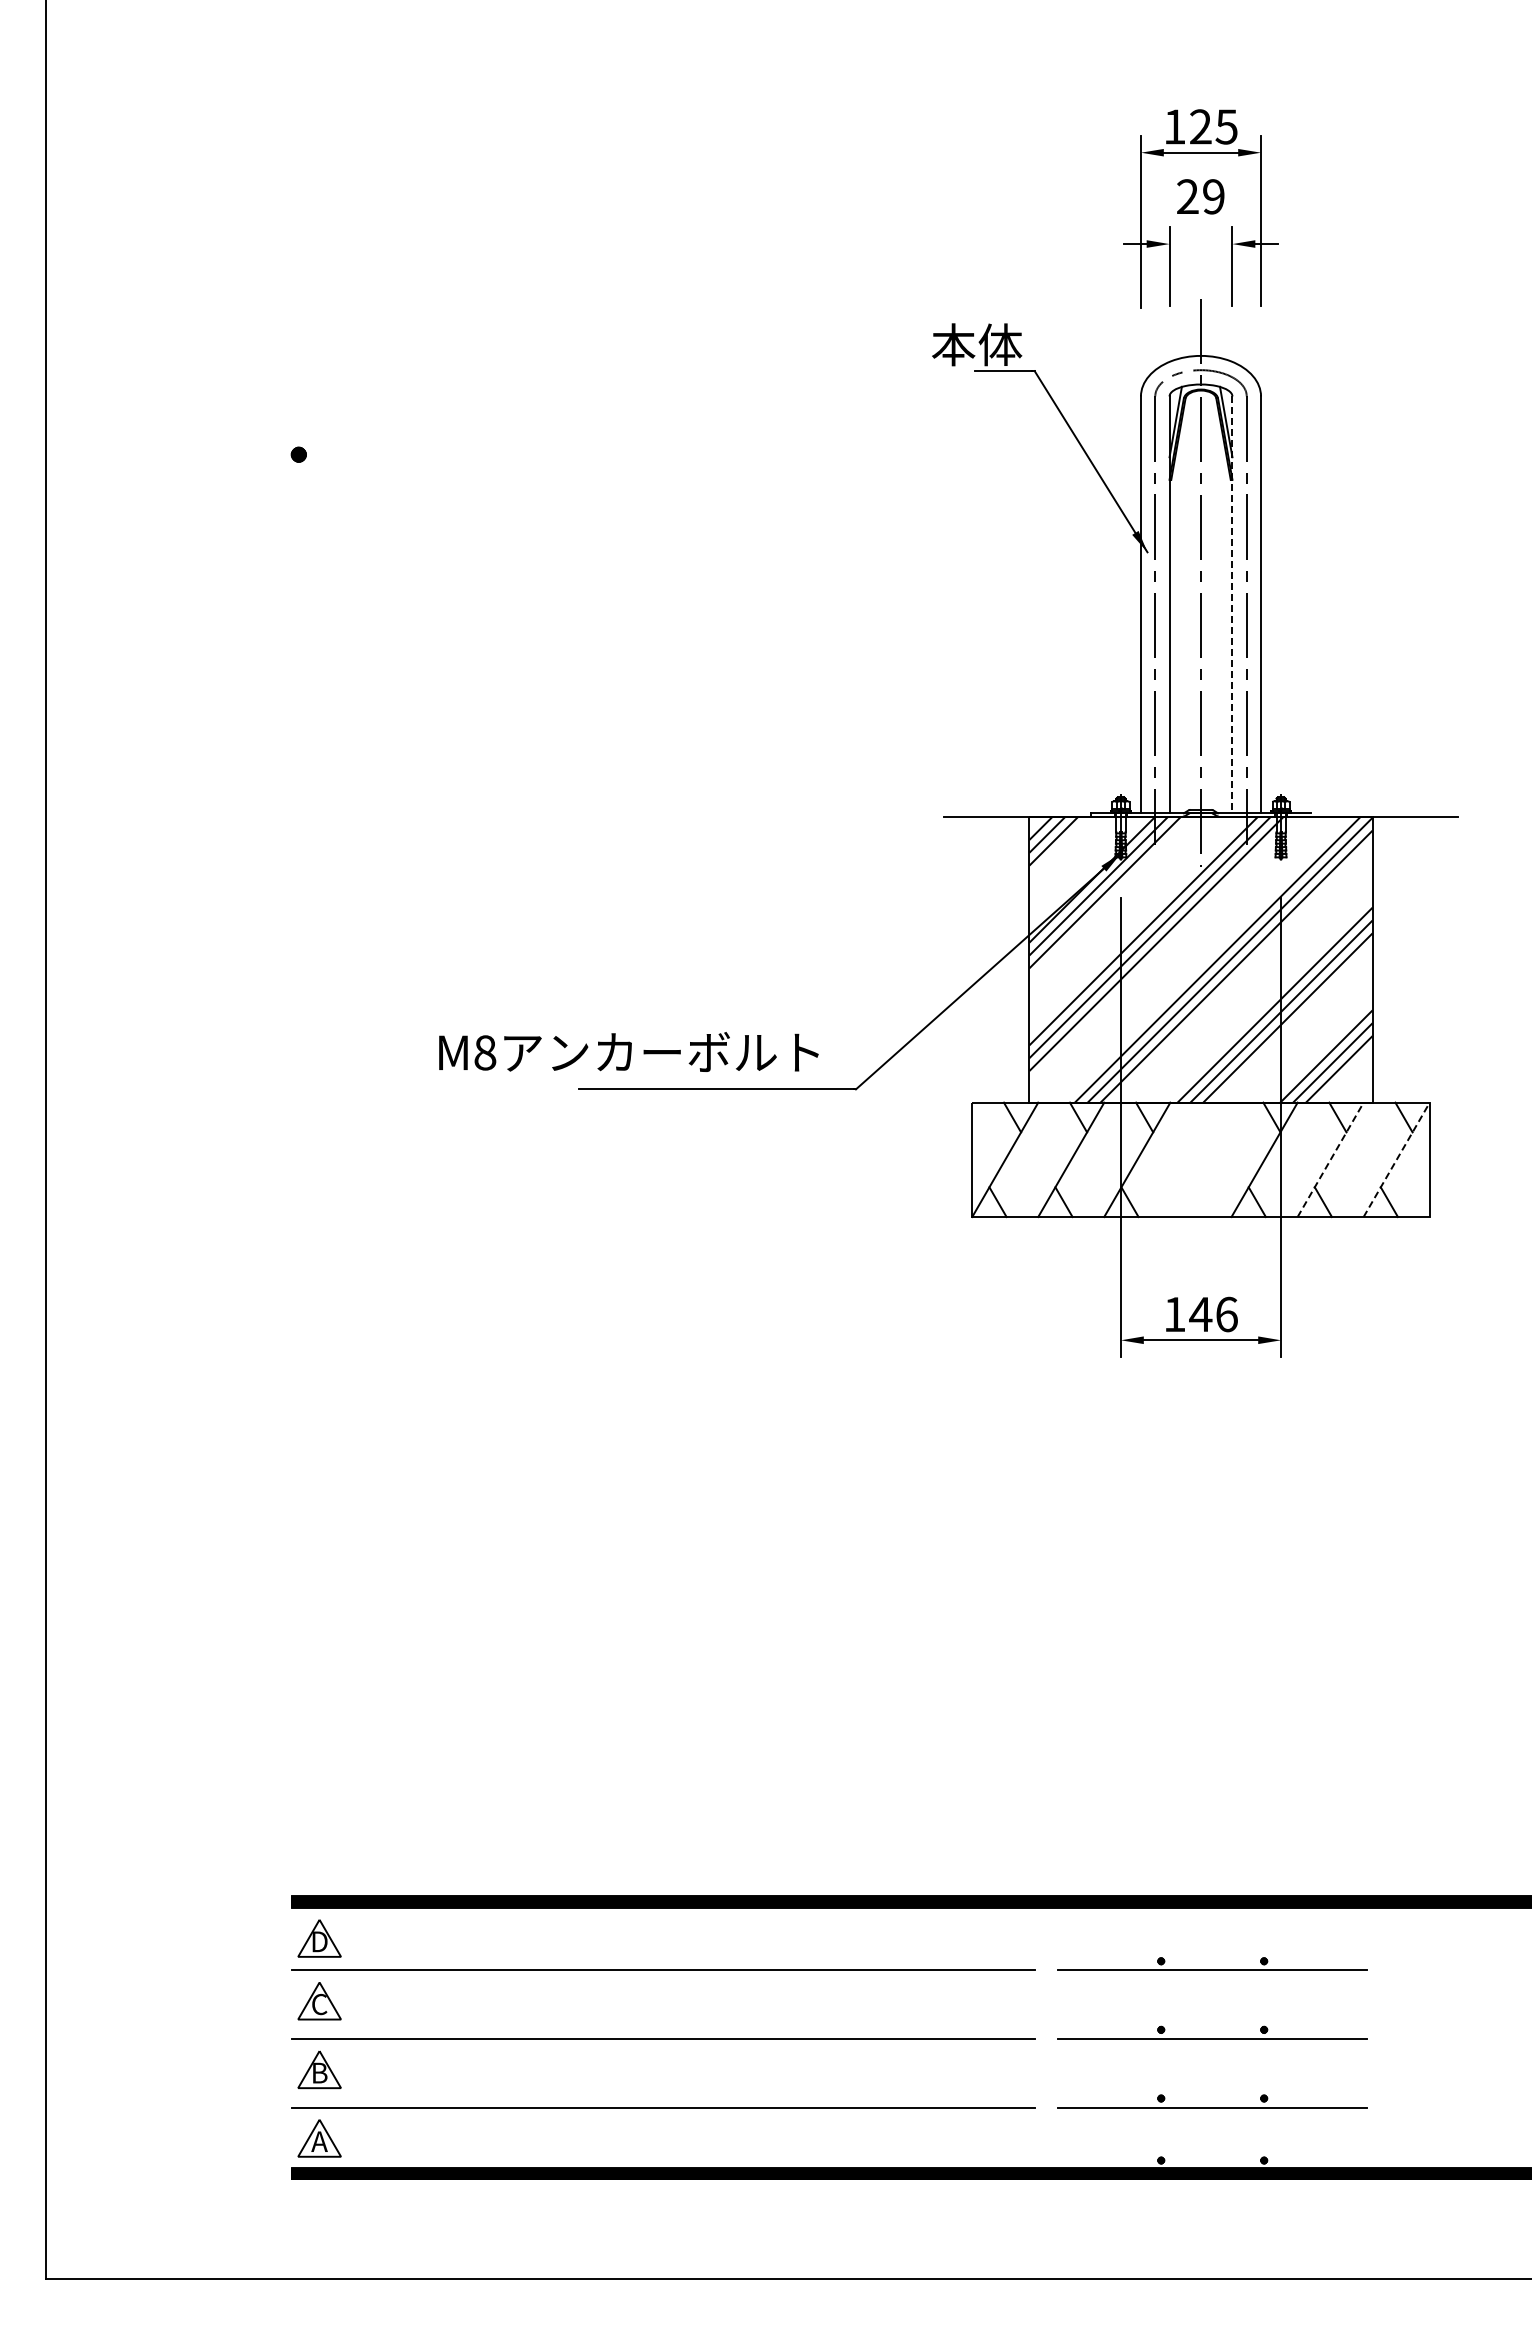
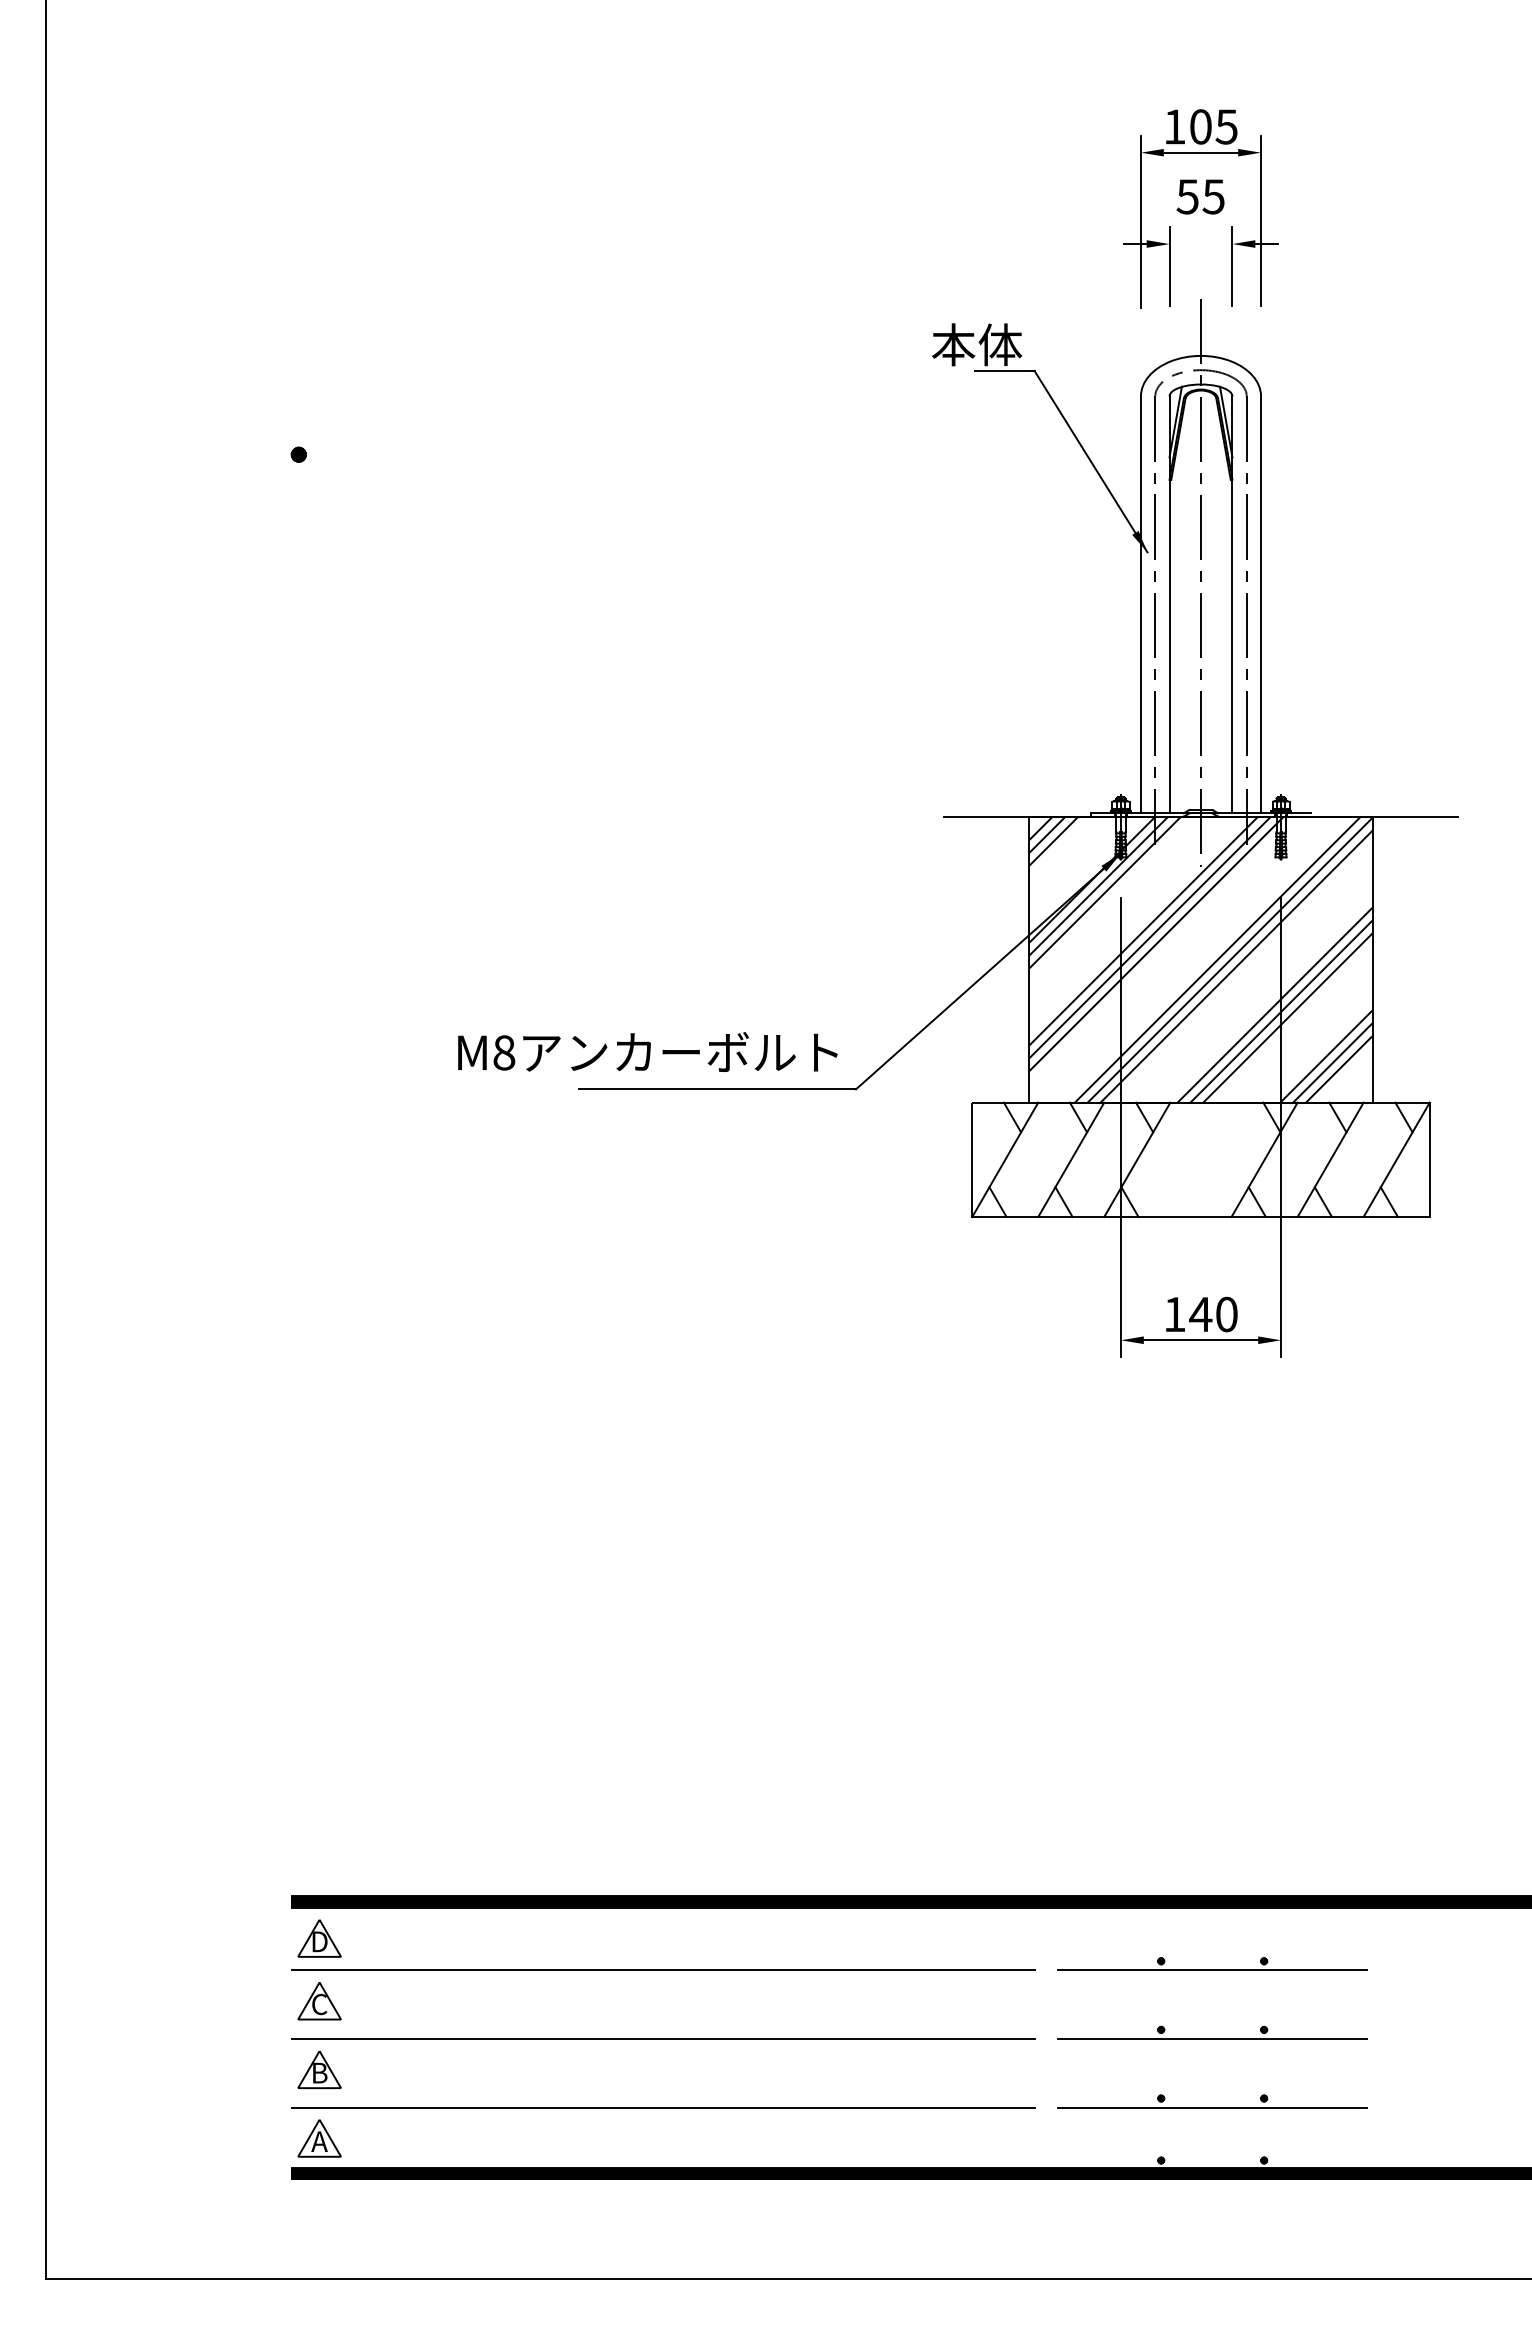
text: 125 -> 105 (1200, 126)
text: 29 -> 55 (1200, 196)
line: dashed -> solid (1232, 605)
text position: (628, 1051) -> (647, 1051) (647, 1051)
line: dashed -> solid (1330, 1159)
line: dashed -> solid (1396, 1159)
text: 146 -> 140 (1226, 1314)
